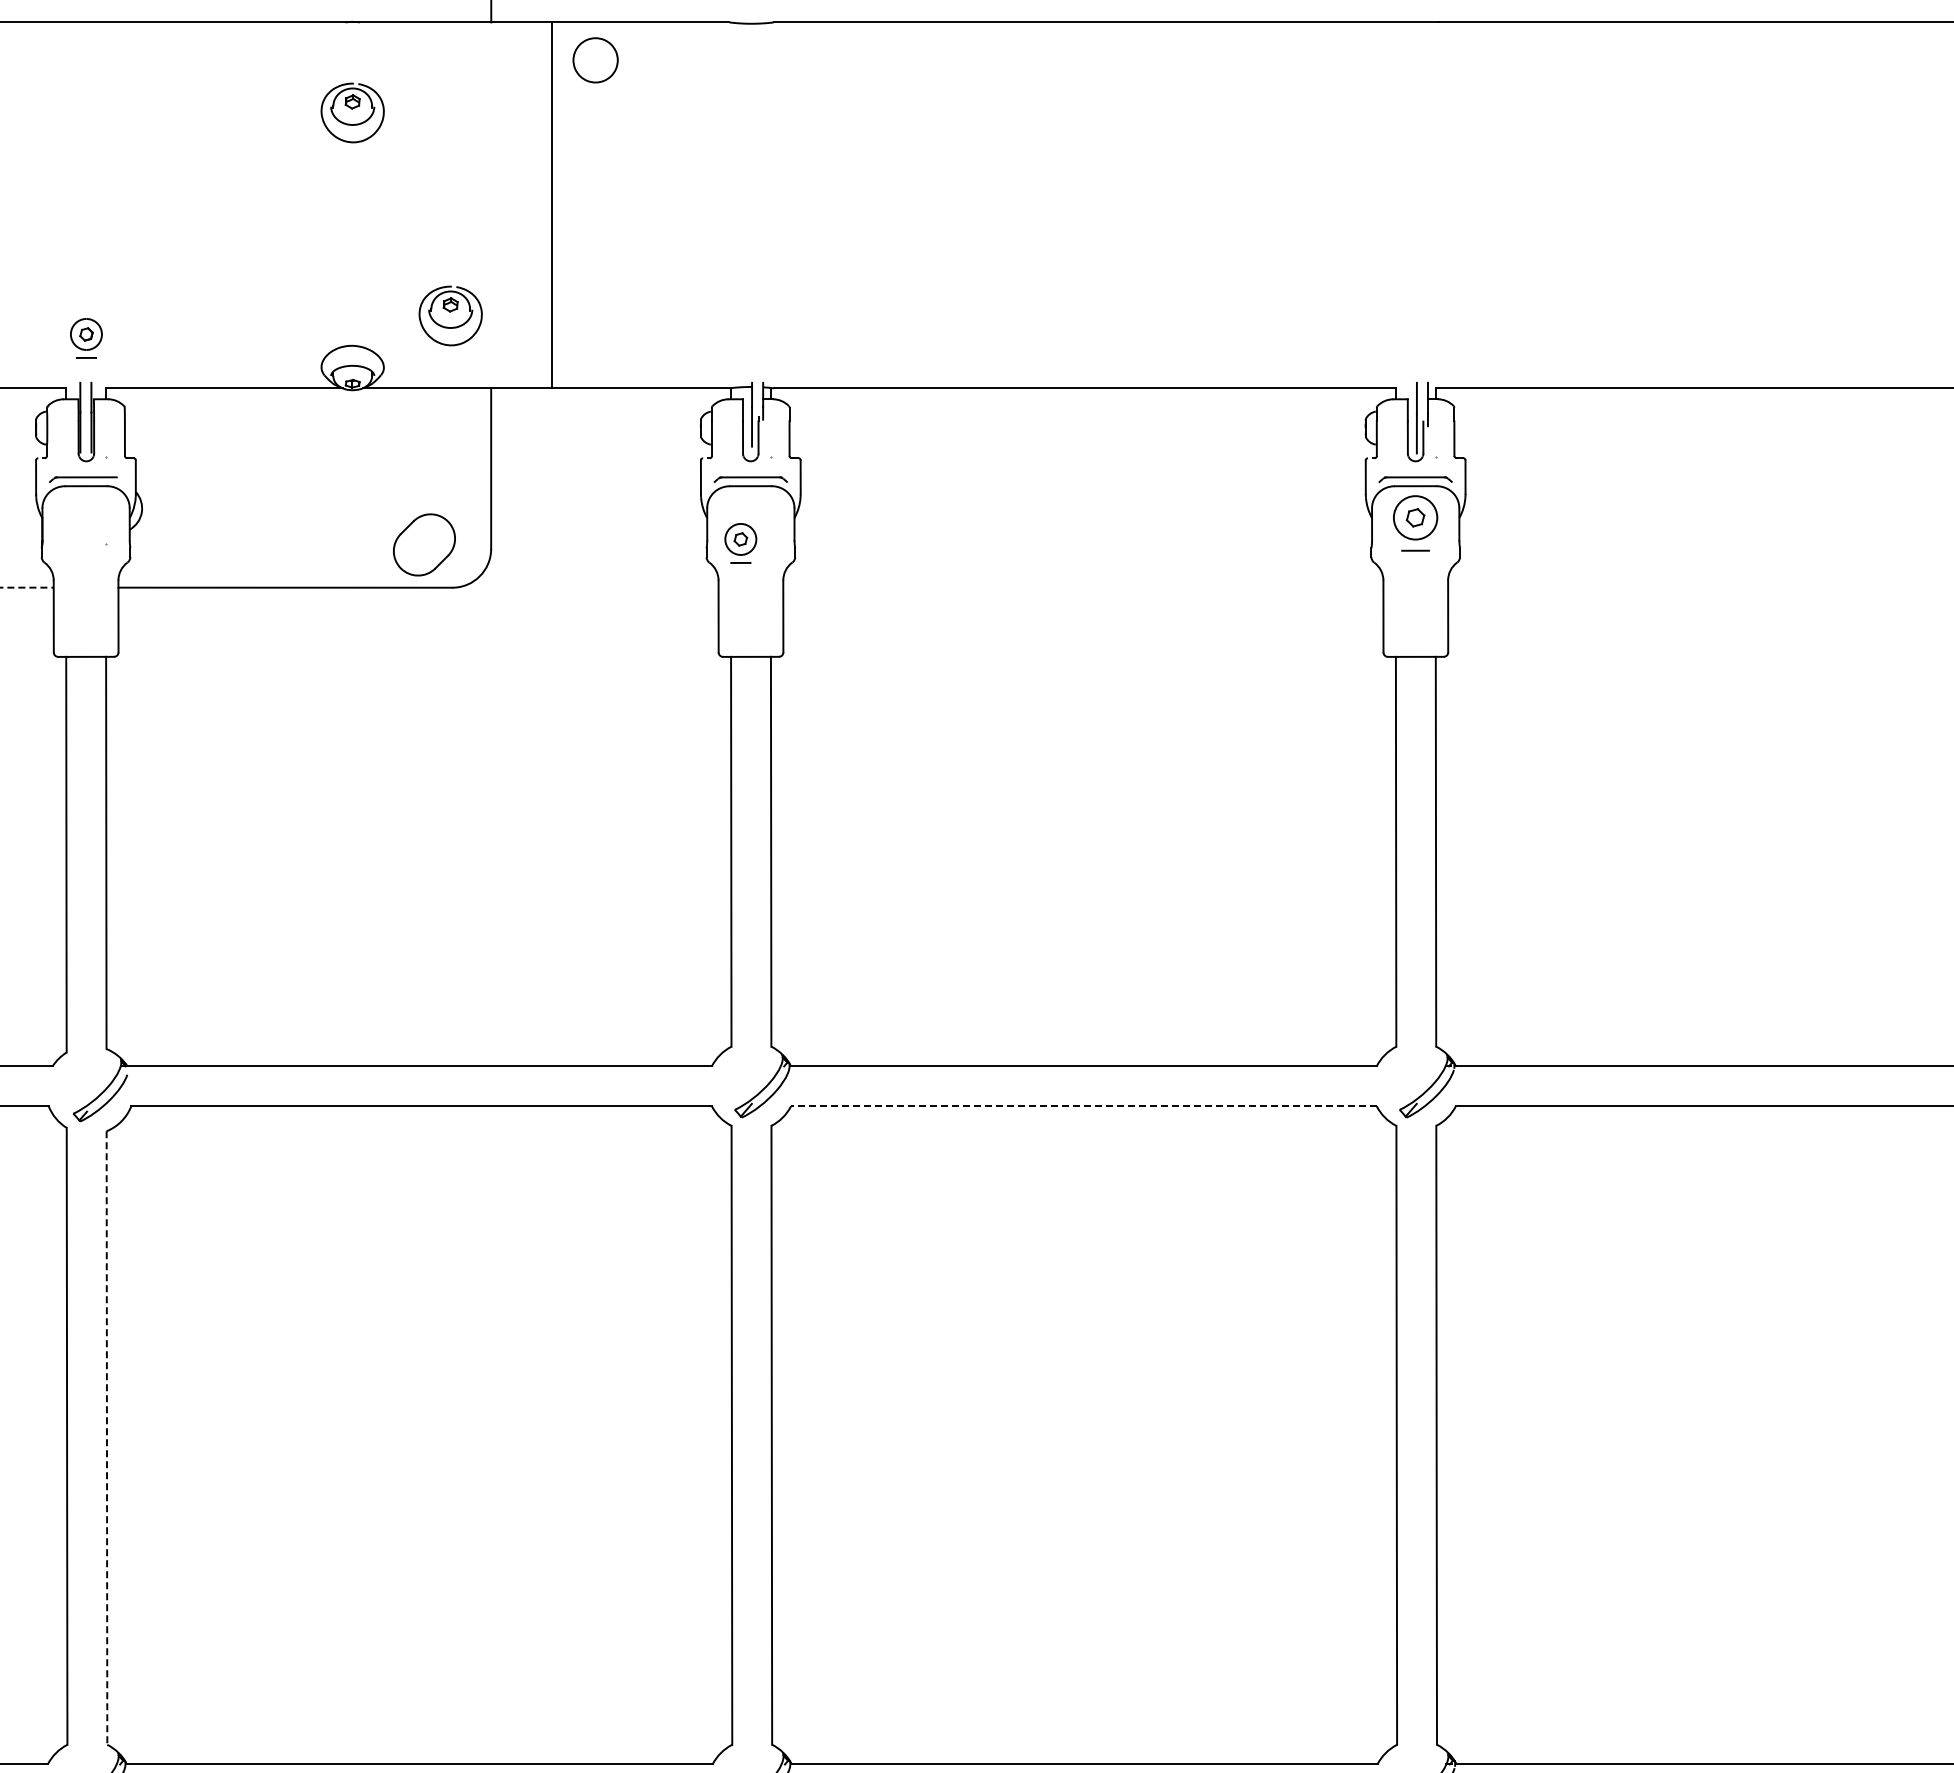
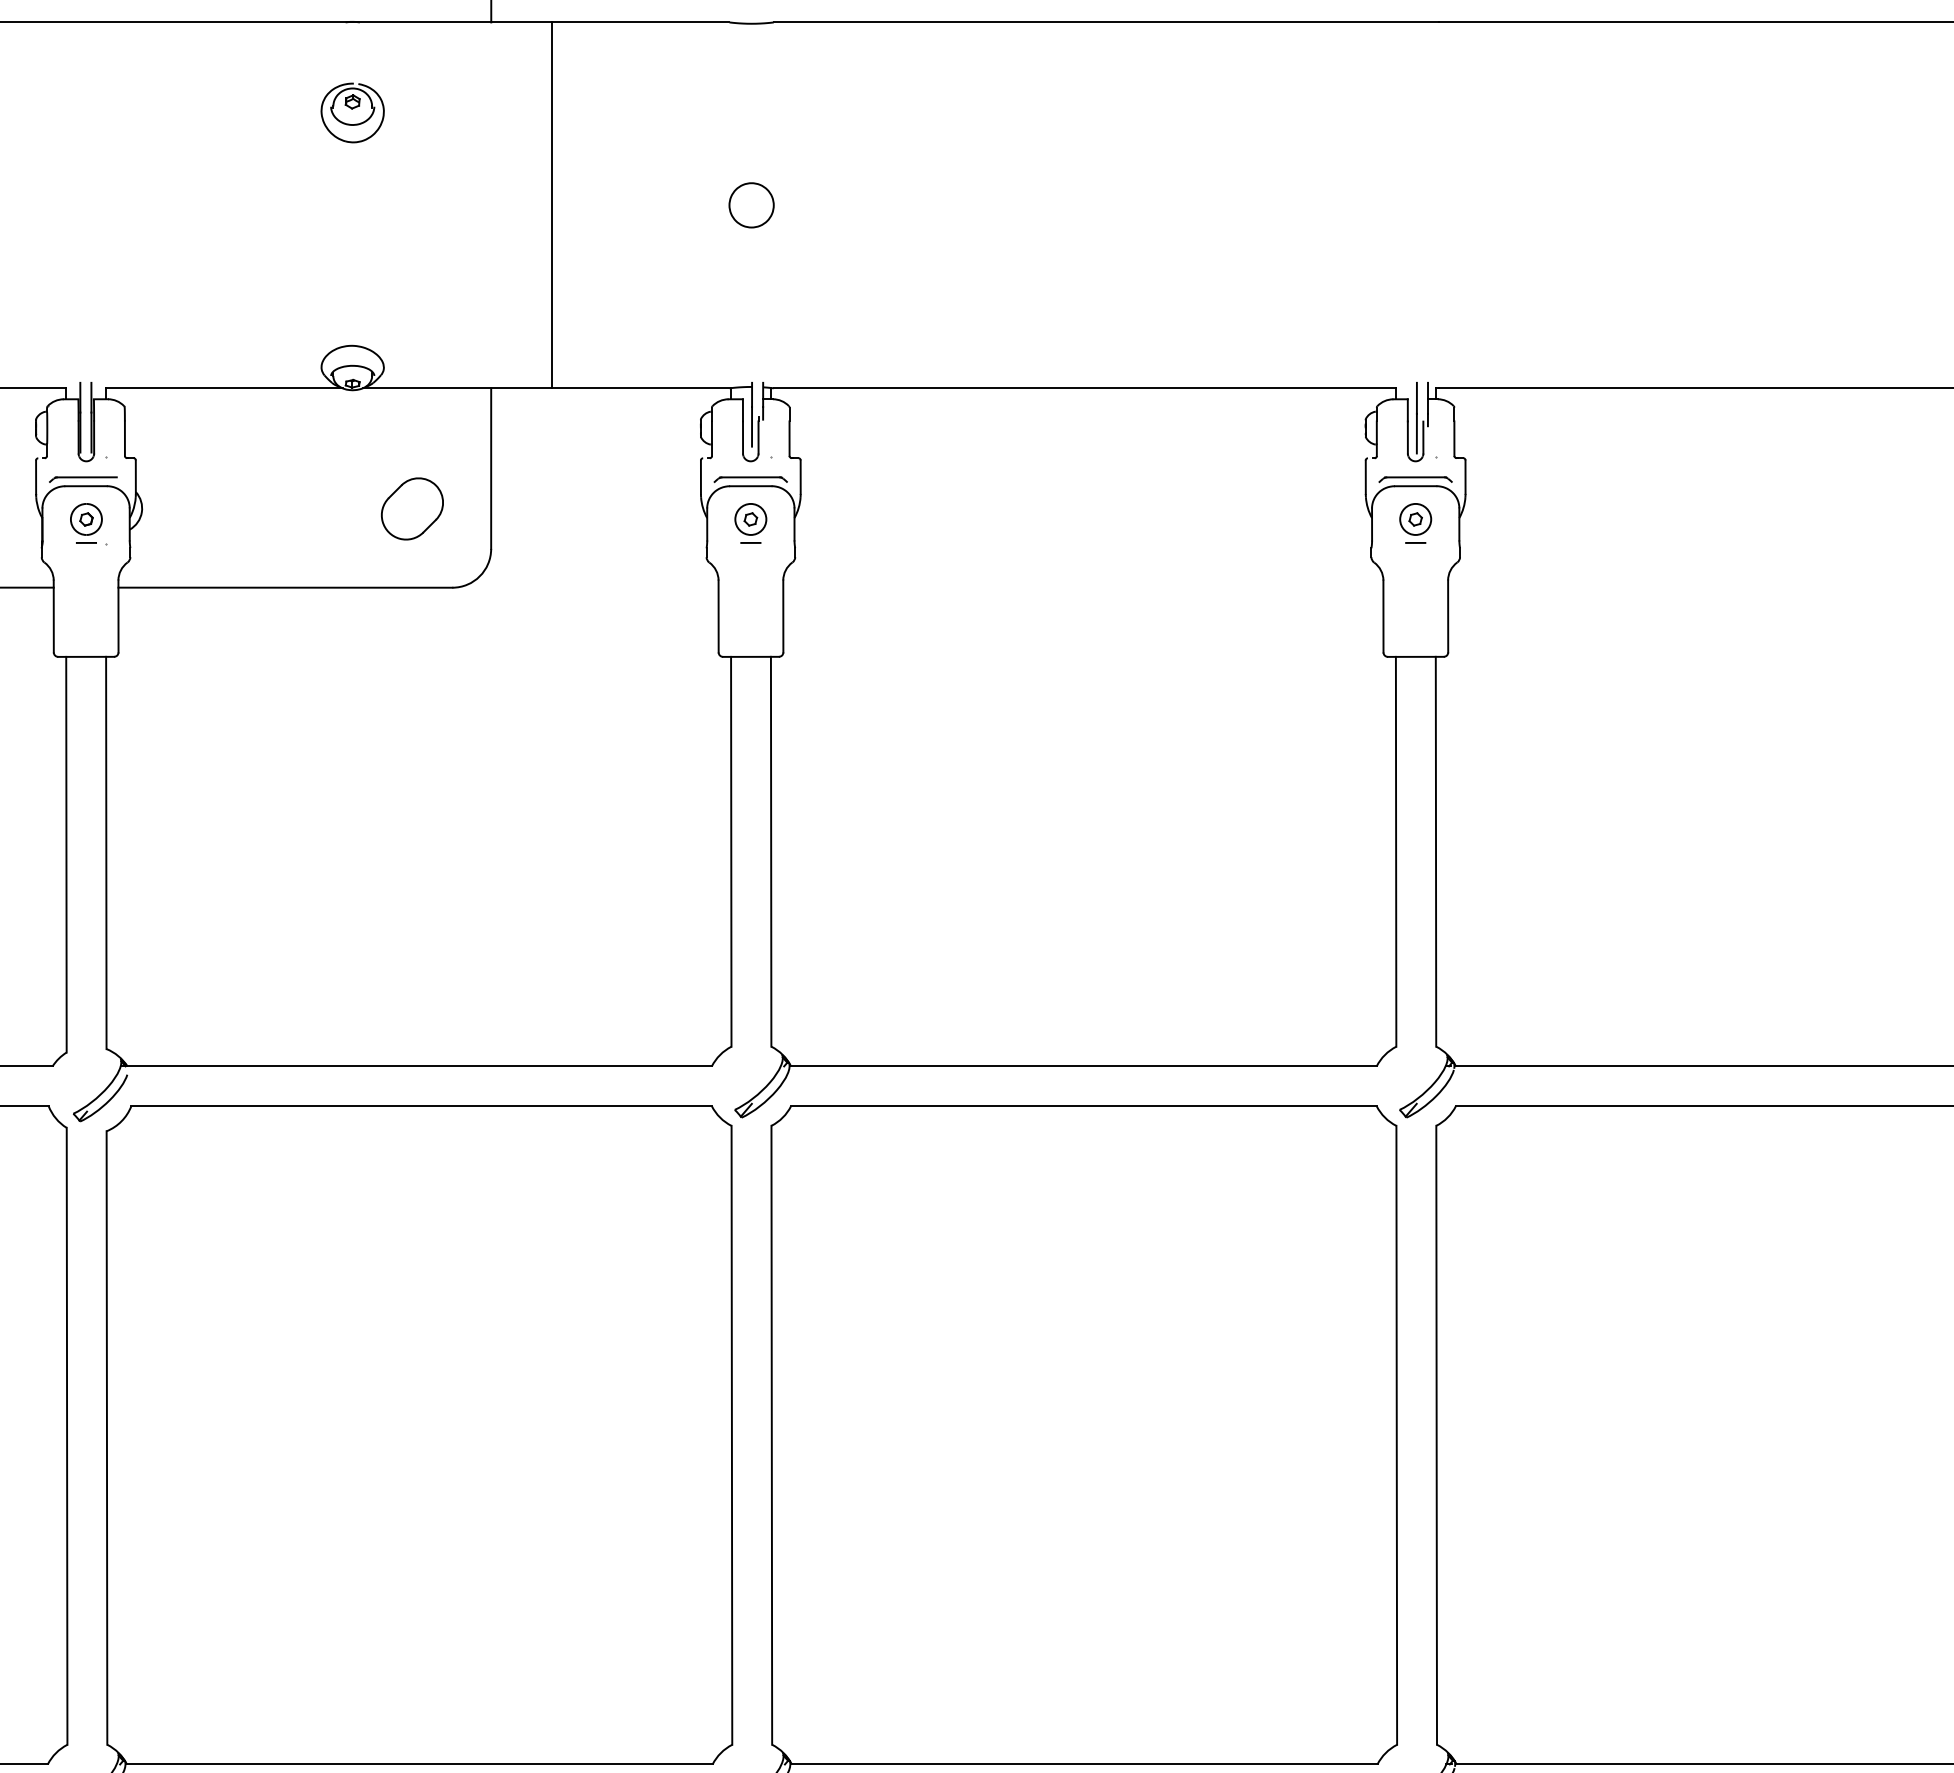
part position: (595, 60) -> (751, 205) (751, 205)
part: present -> none (450, 315)
part position: (86, 338) -> (86, 523) (86, 523)
part size: 46x57 px -> 34x41 px (1415, 523)
part position: (740, 543) -> (750, 523) (750, 523)
part position: (424, 544) -> (412, 508) (412, 508)
line: dashed -> solid (27, 587)
line: dashed -> solid (1083, 1106)
line: dashed -> solid (106, 1438)
